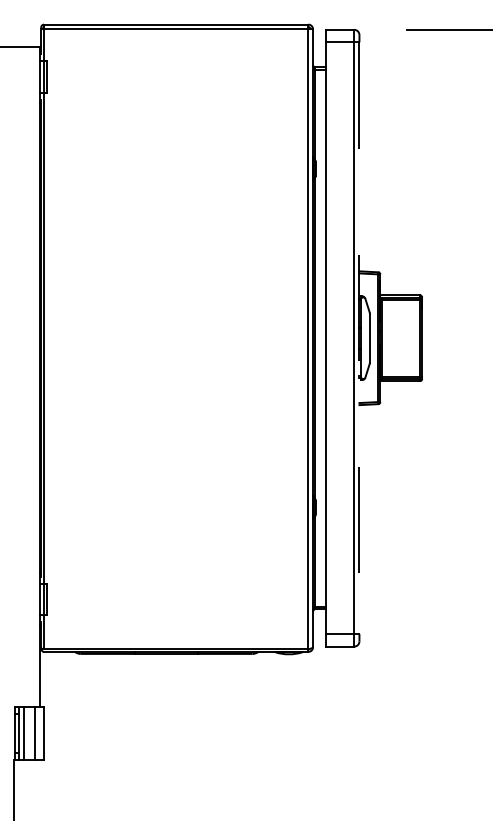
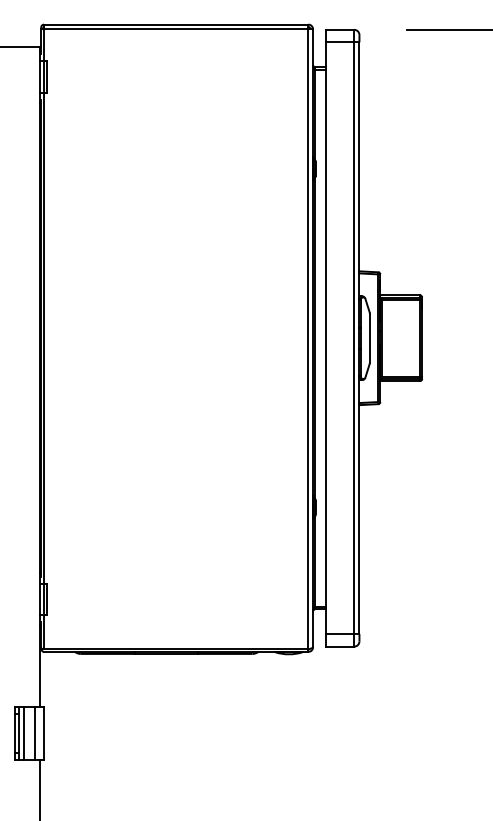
line: dashed -> solid (359, 338)
line position: (14, 788) -> (40, 788) (40, 788)
